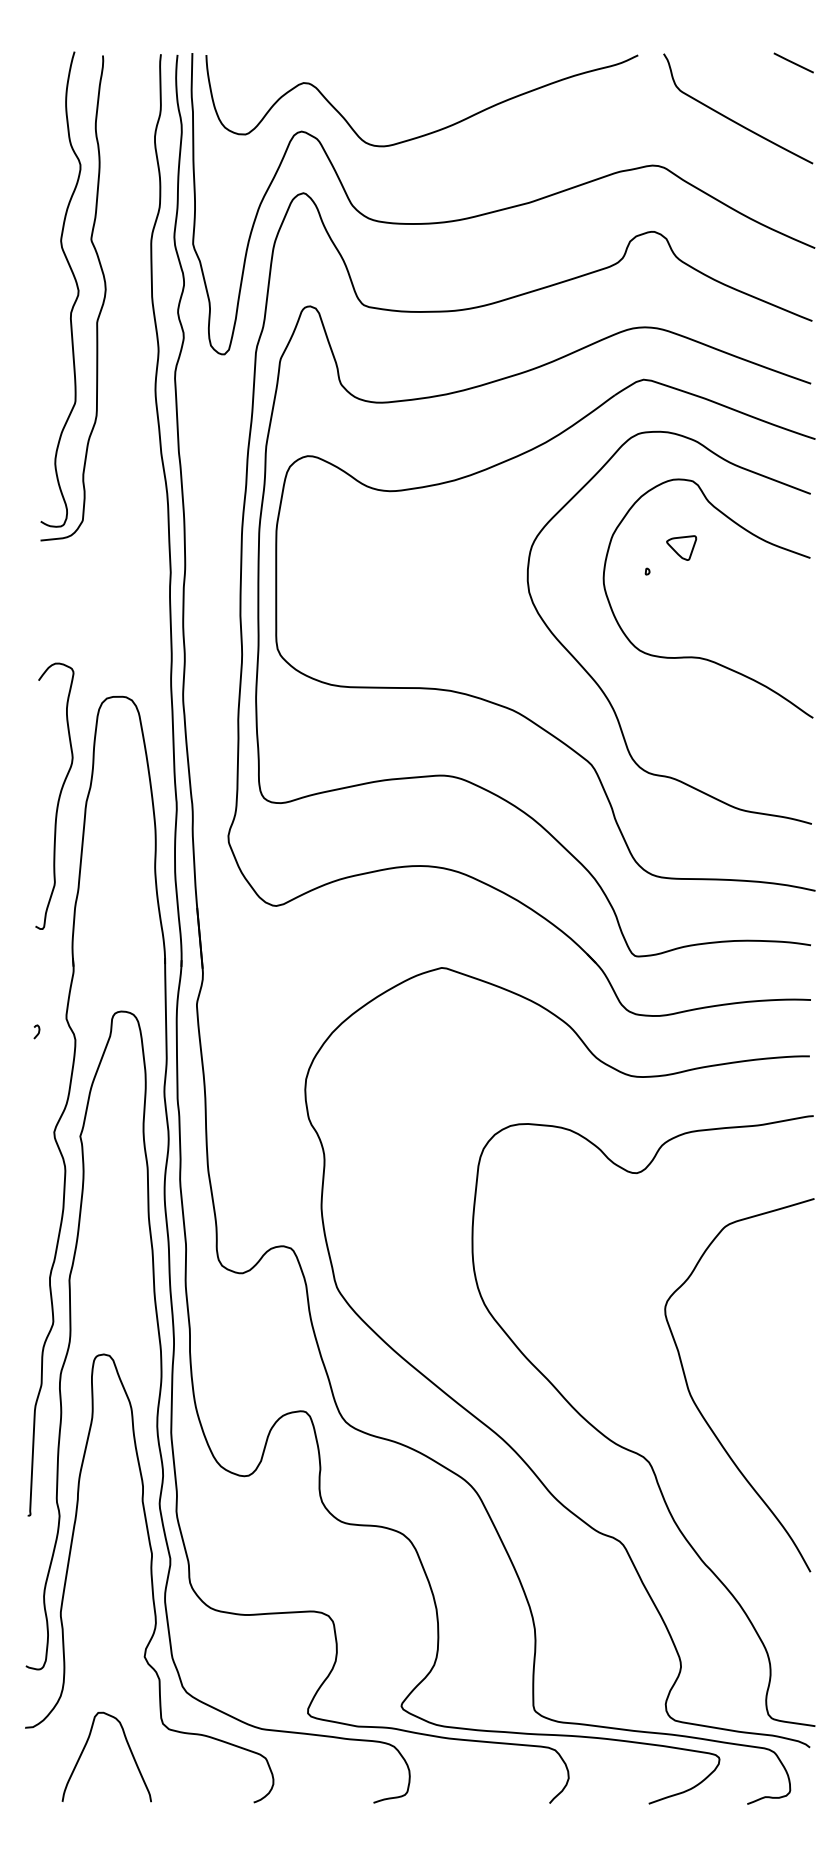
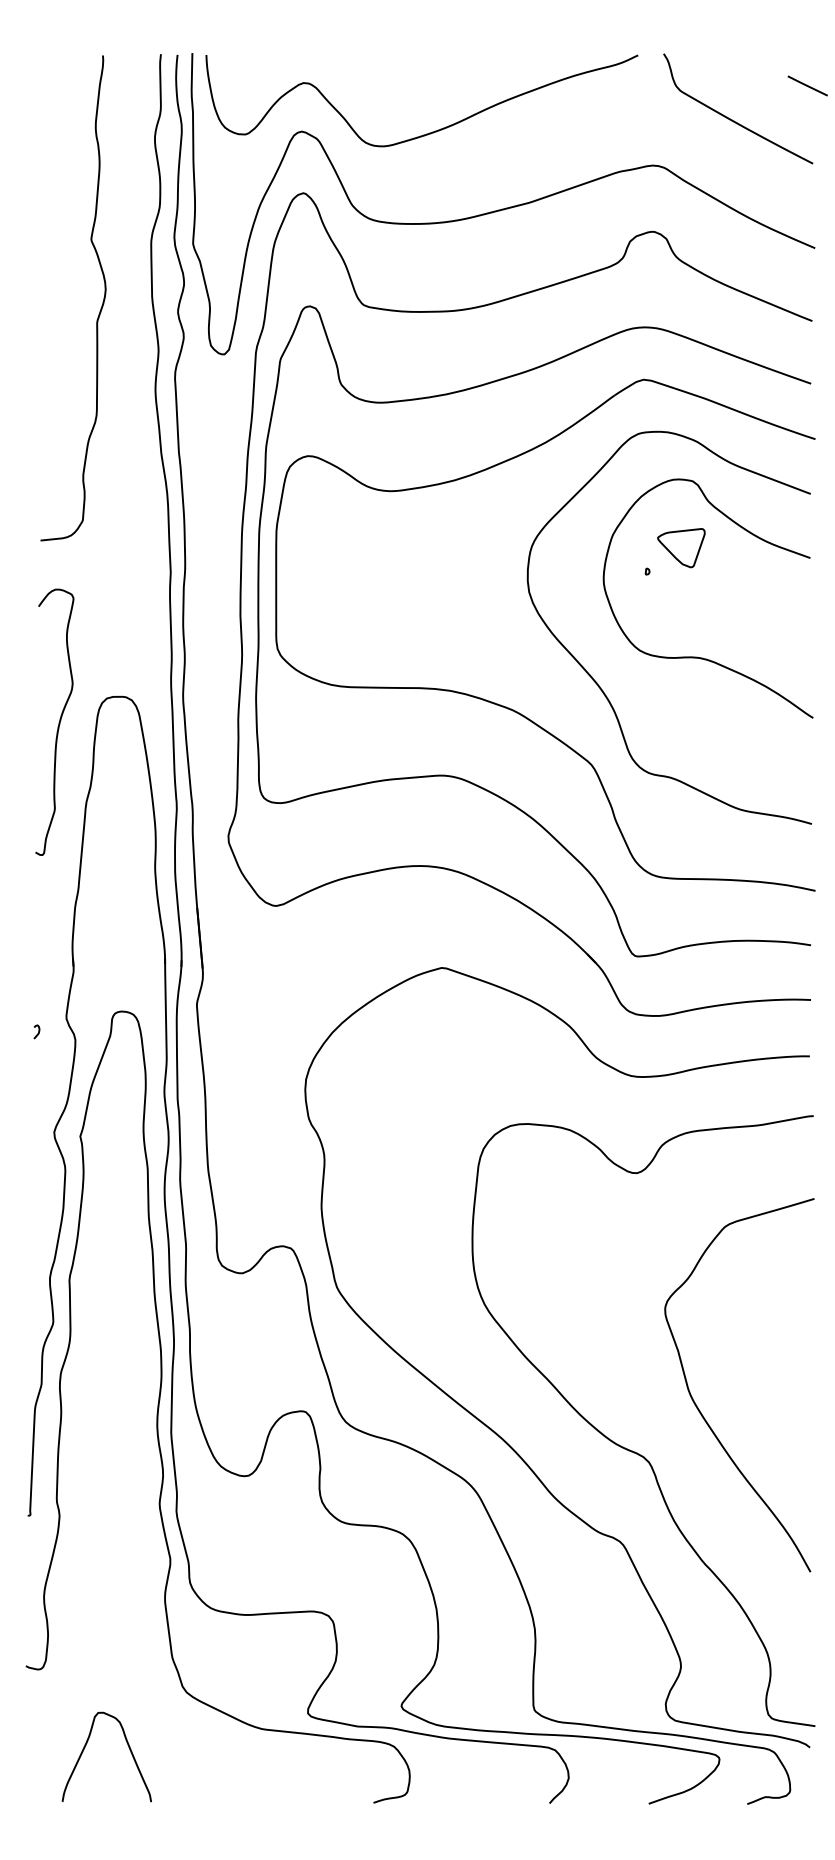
line position: (793, 62) -> (807, 85) (807, 85)
curve: present -> none (76, 287)
part size: 32x26 px -> 49x41 px (681, 548)
curve position: (58, 796) -> (58, 722) (58, 722)
curve: present -> none (150, 1577)
